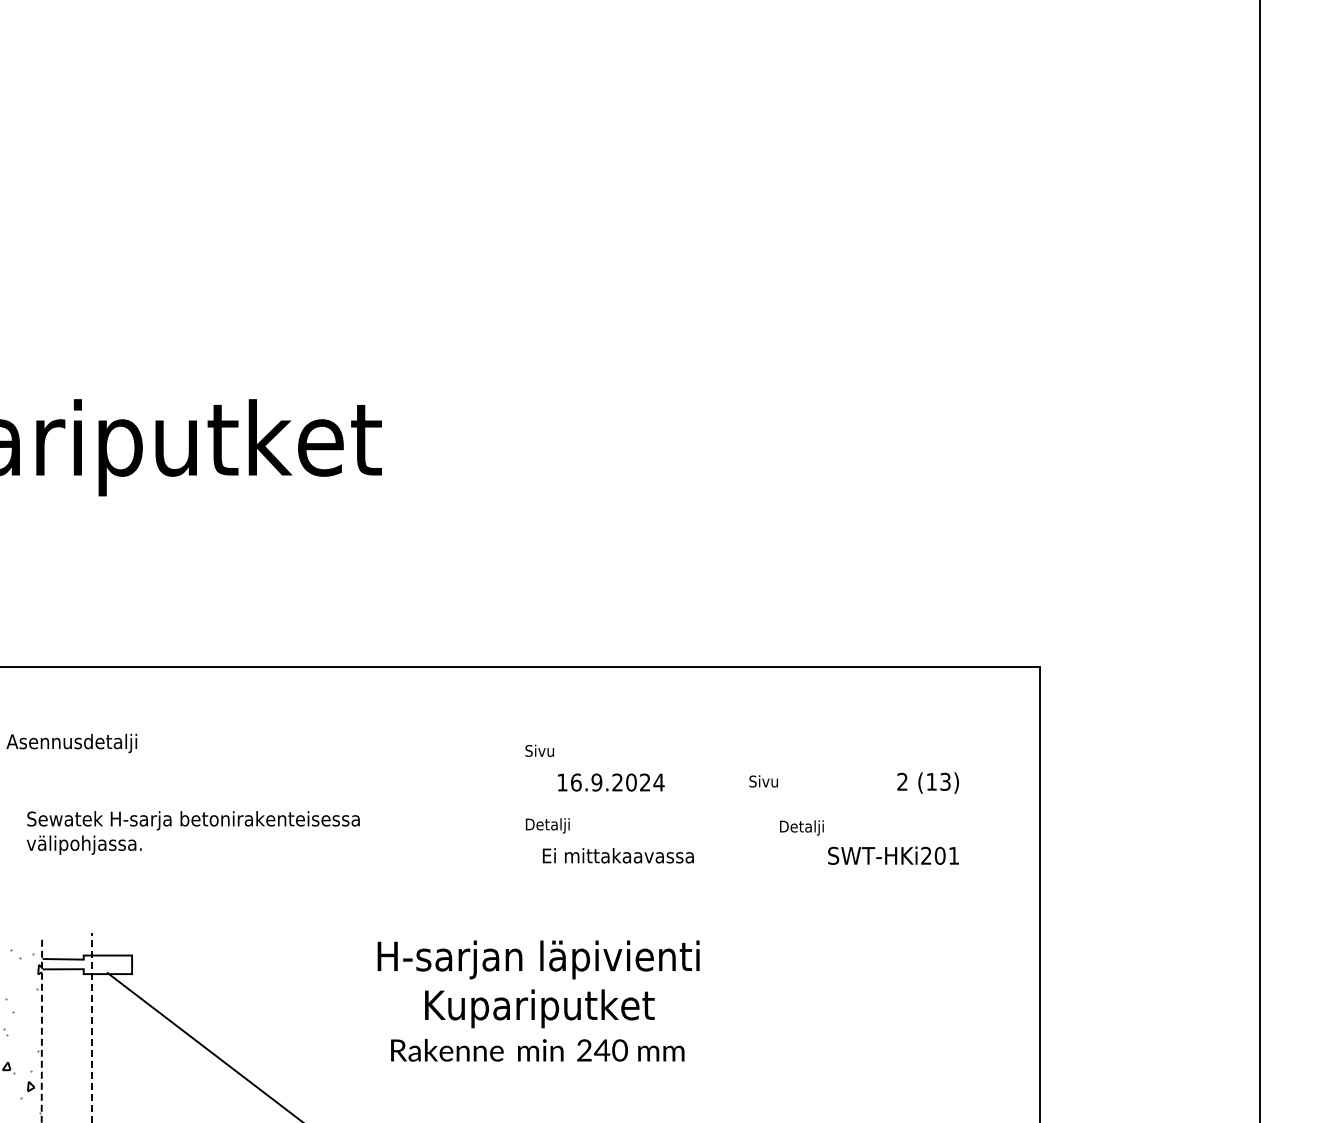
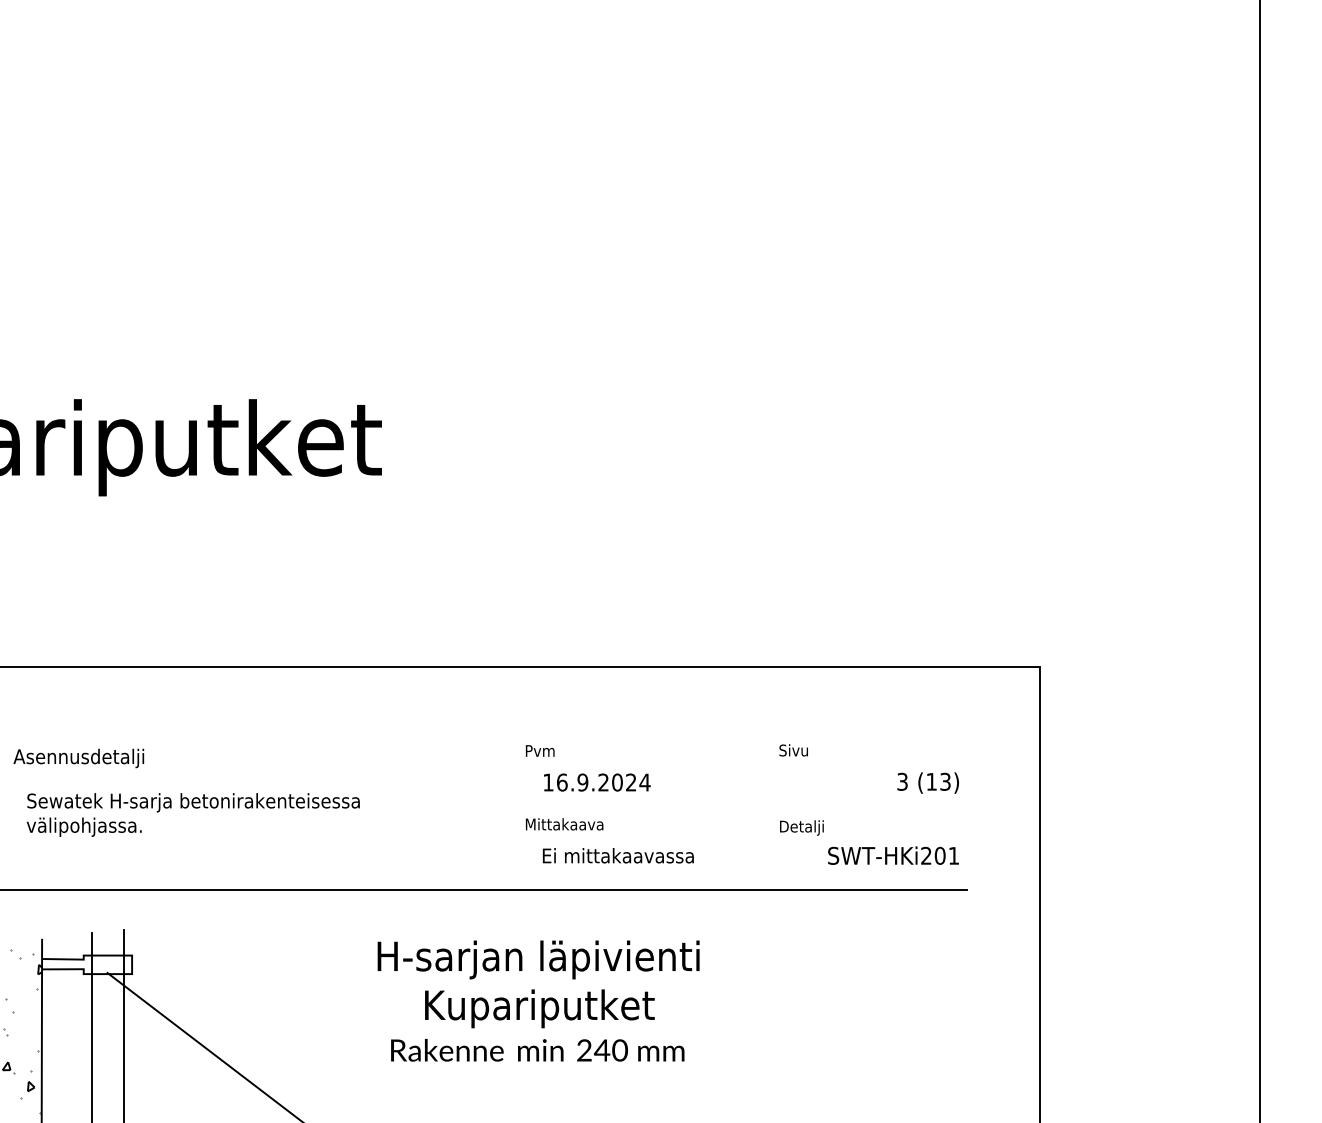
text position: (71, 743) -> (78, 758) (78, 758)
text: Sivu -> Pvm (539, 750)
text position: (763, 781) -> (793, 750) (793, 750)
text: 2 -> 3 (902, 781)
text position: (611, 782) -> (597, 782) (597, 782)
text: Detalji -> Mittakaava (565, 825)
text position: (193, 832) -> (193, 814) (193, 814)
line: none -> present (484, 890)
line: none -> present (124, 1024)
line: dashed -> solid (92, 1027)
line: dashed -> solid (41, 1031)
